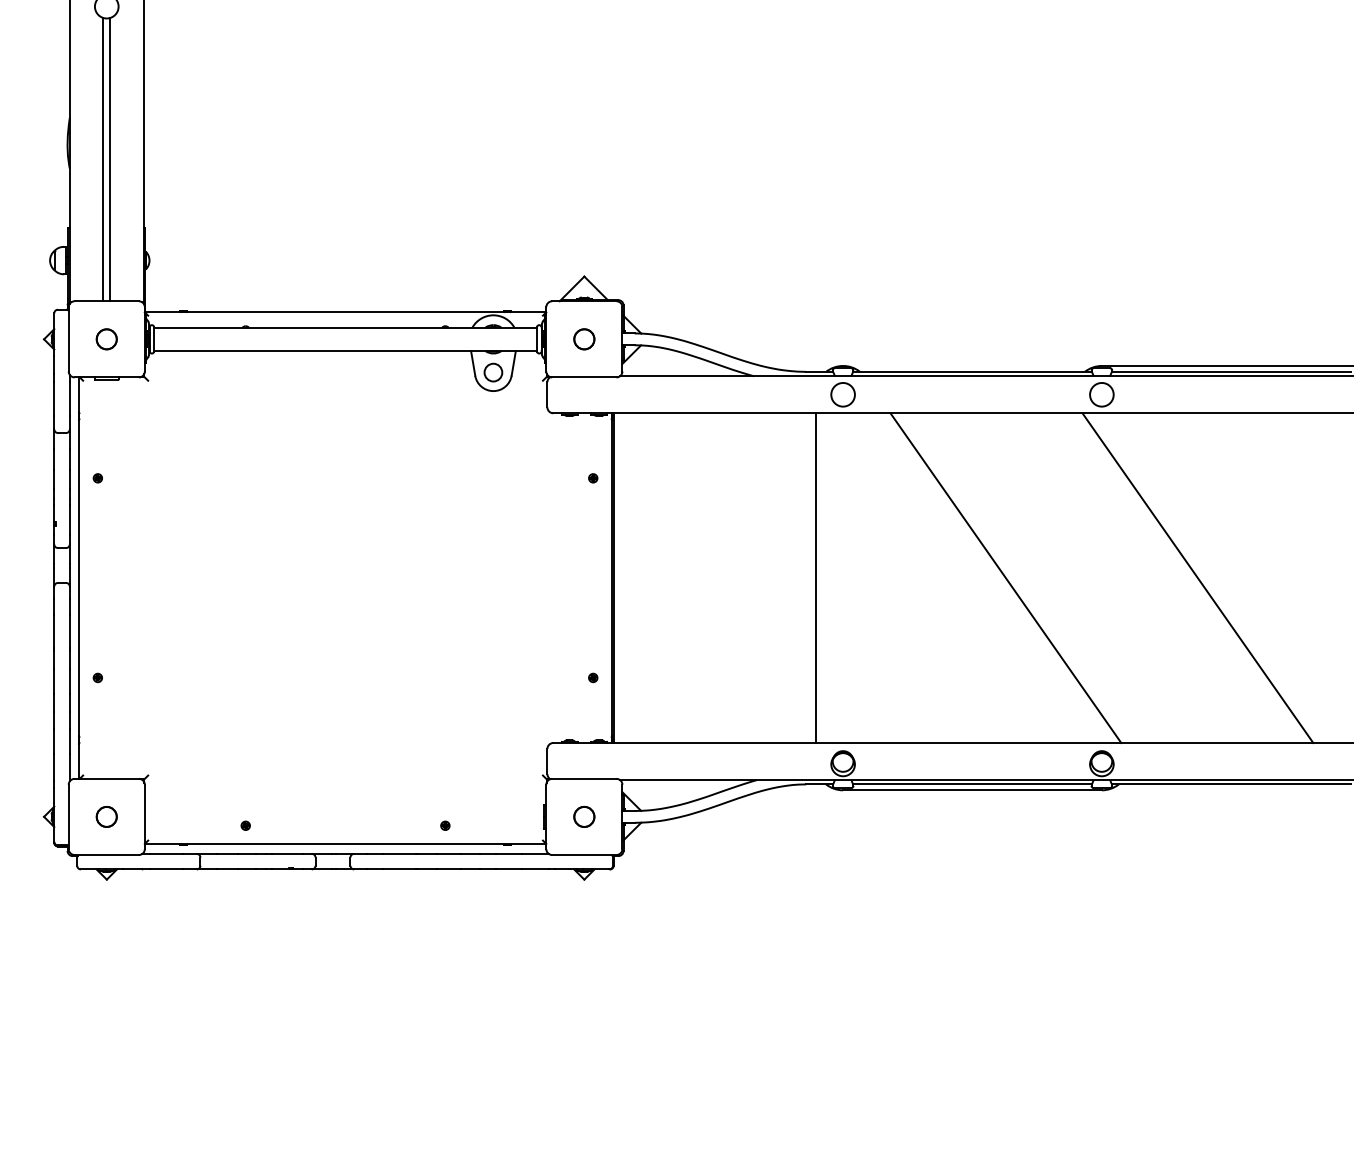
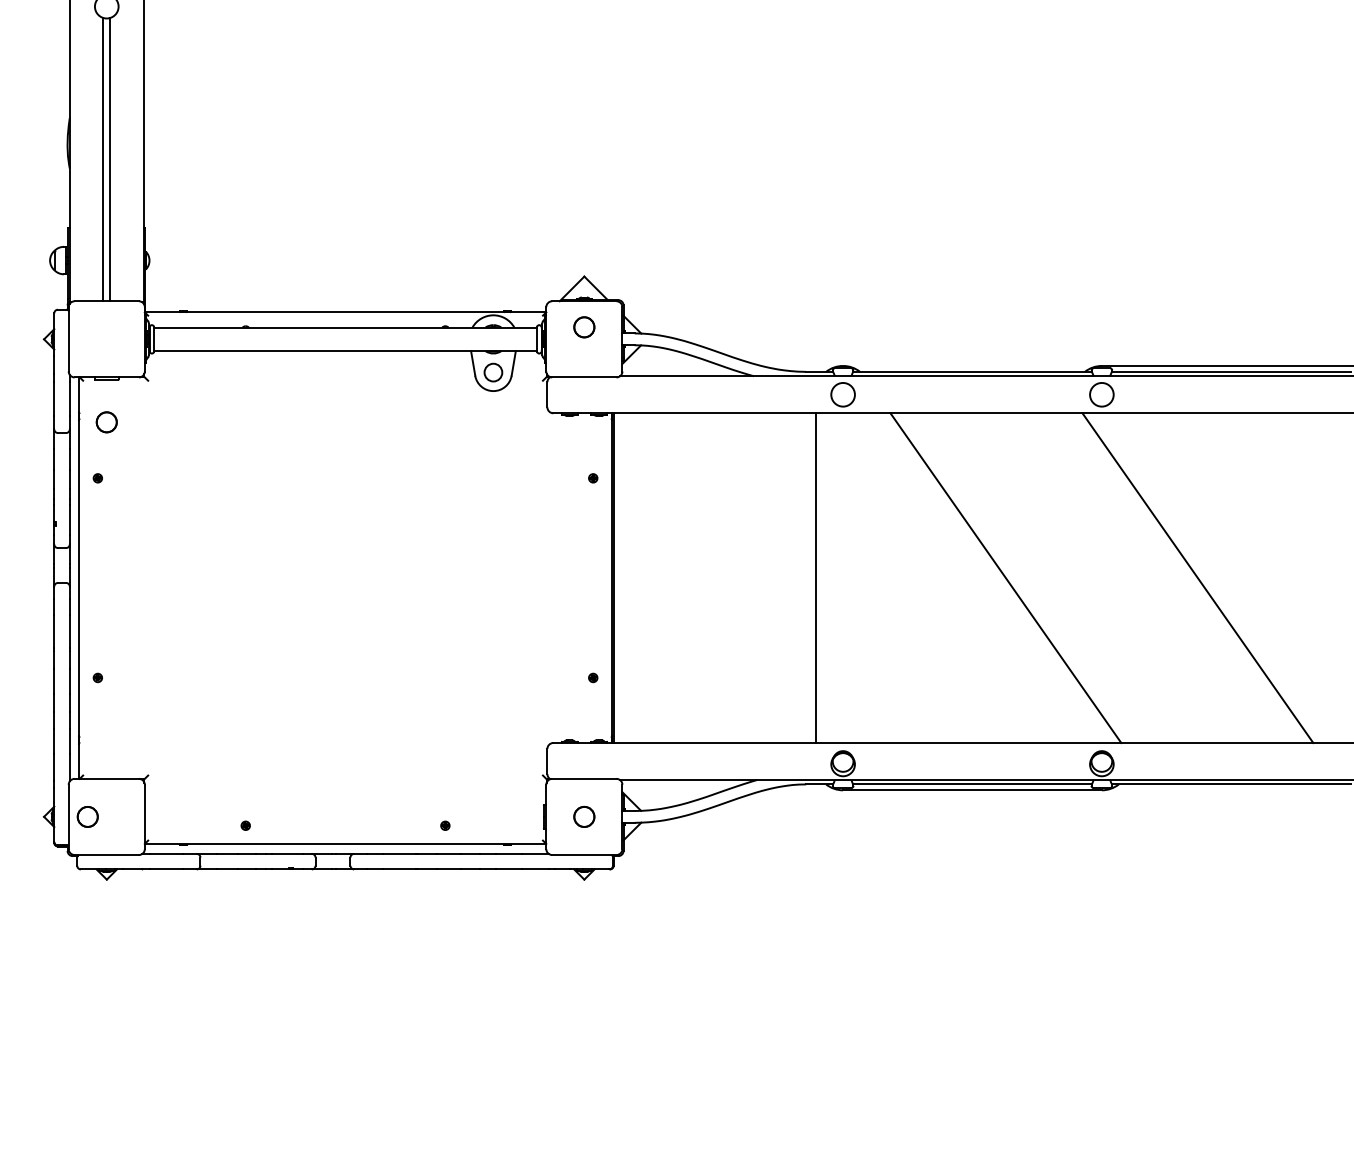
circle position: (106, 339) -> (106, 422) (106, 422)
circle position: (584, 339) -> (584, 327) (584, 327)
circle position: (106, 816) -> (87, 816) (87, 816)
